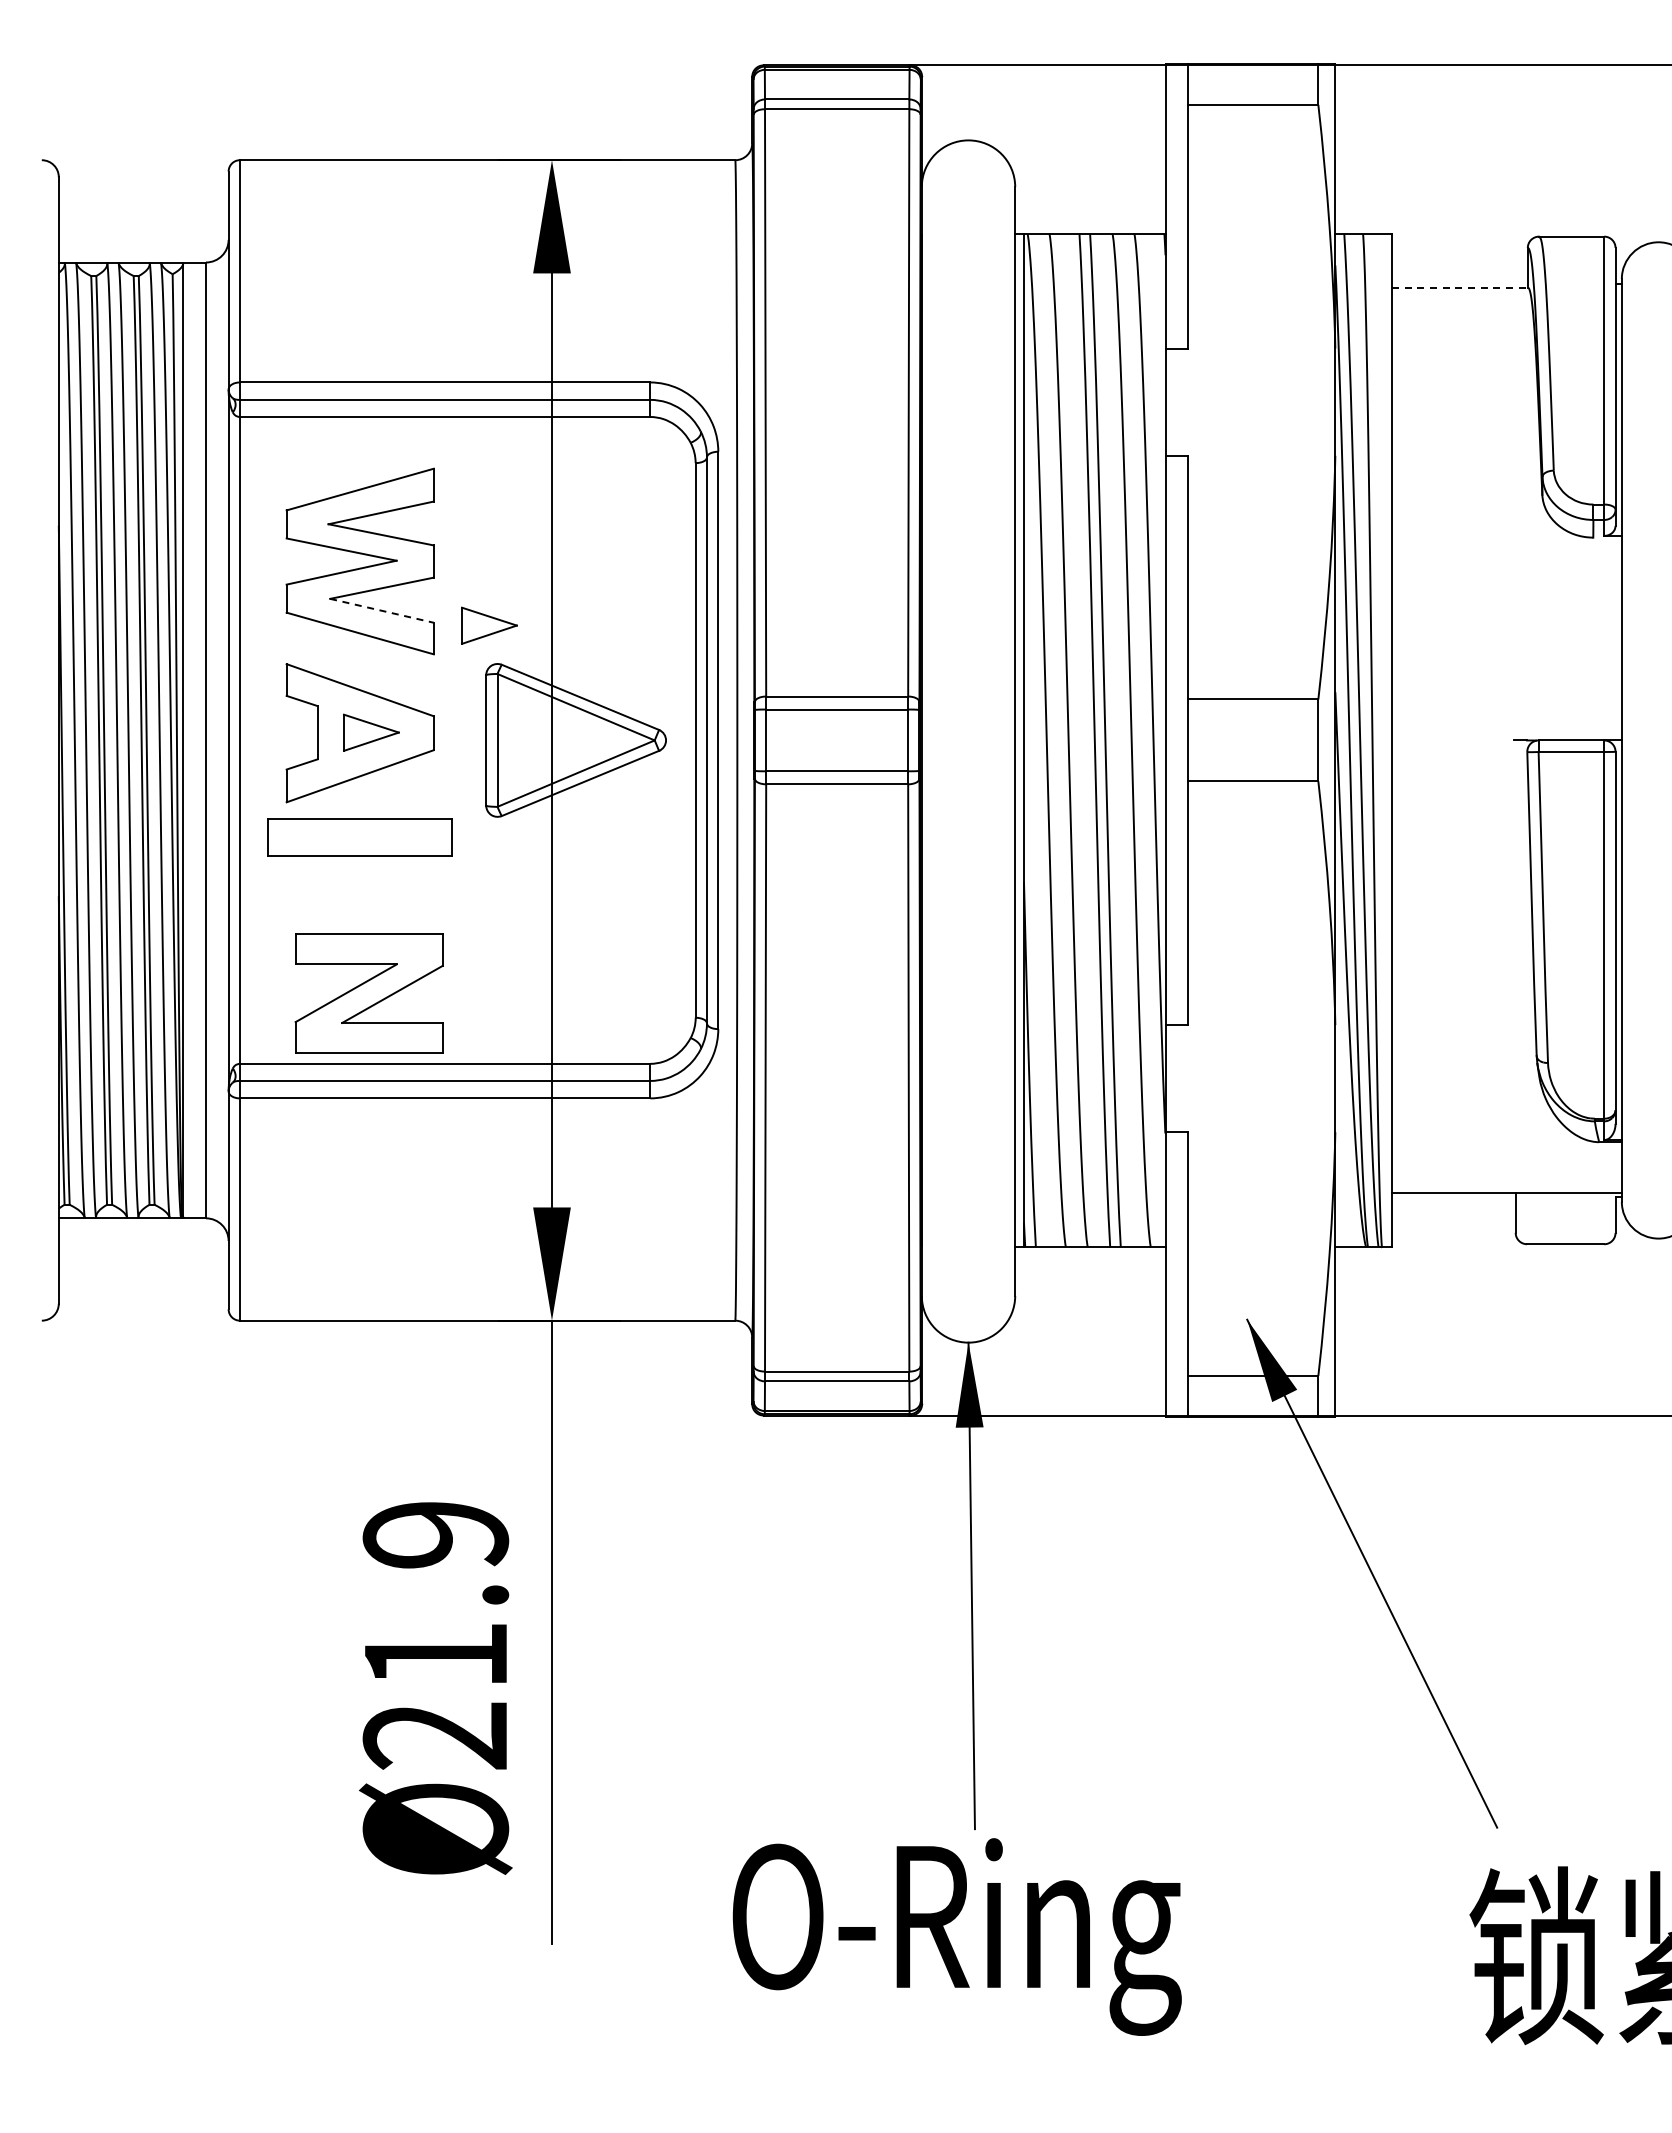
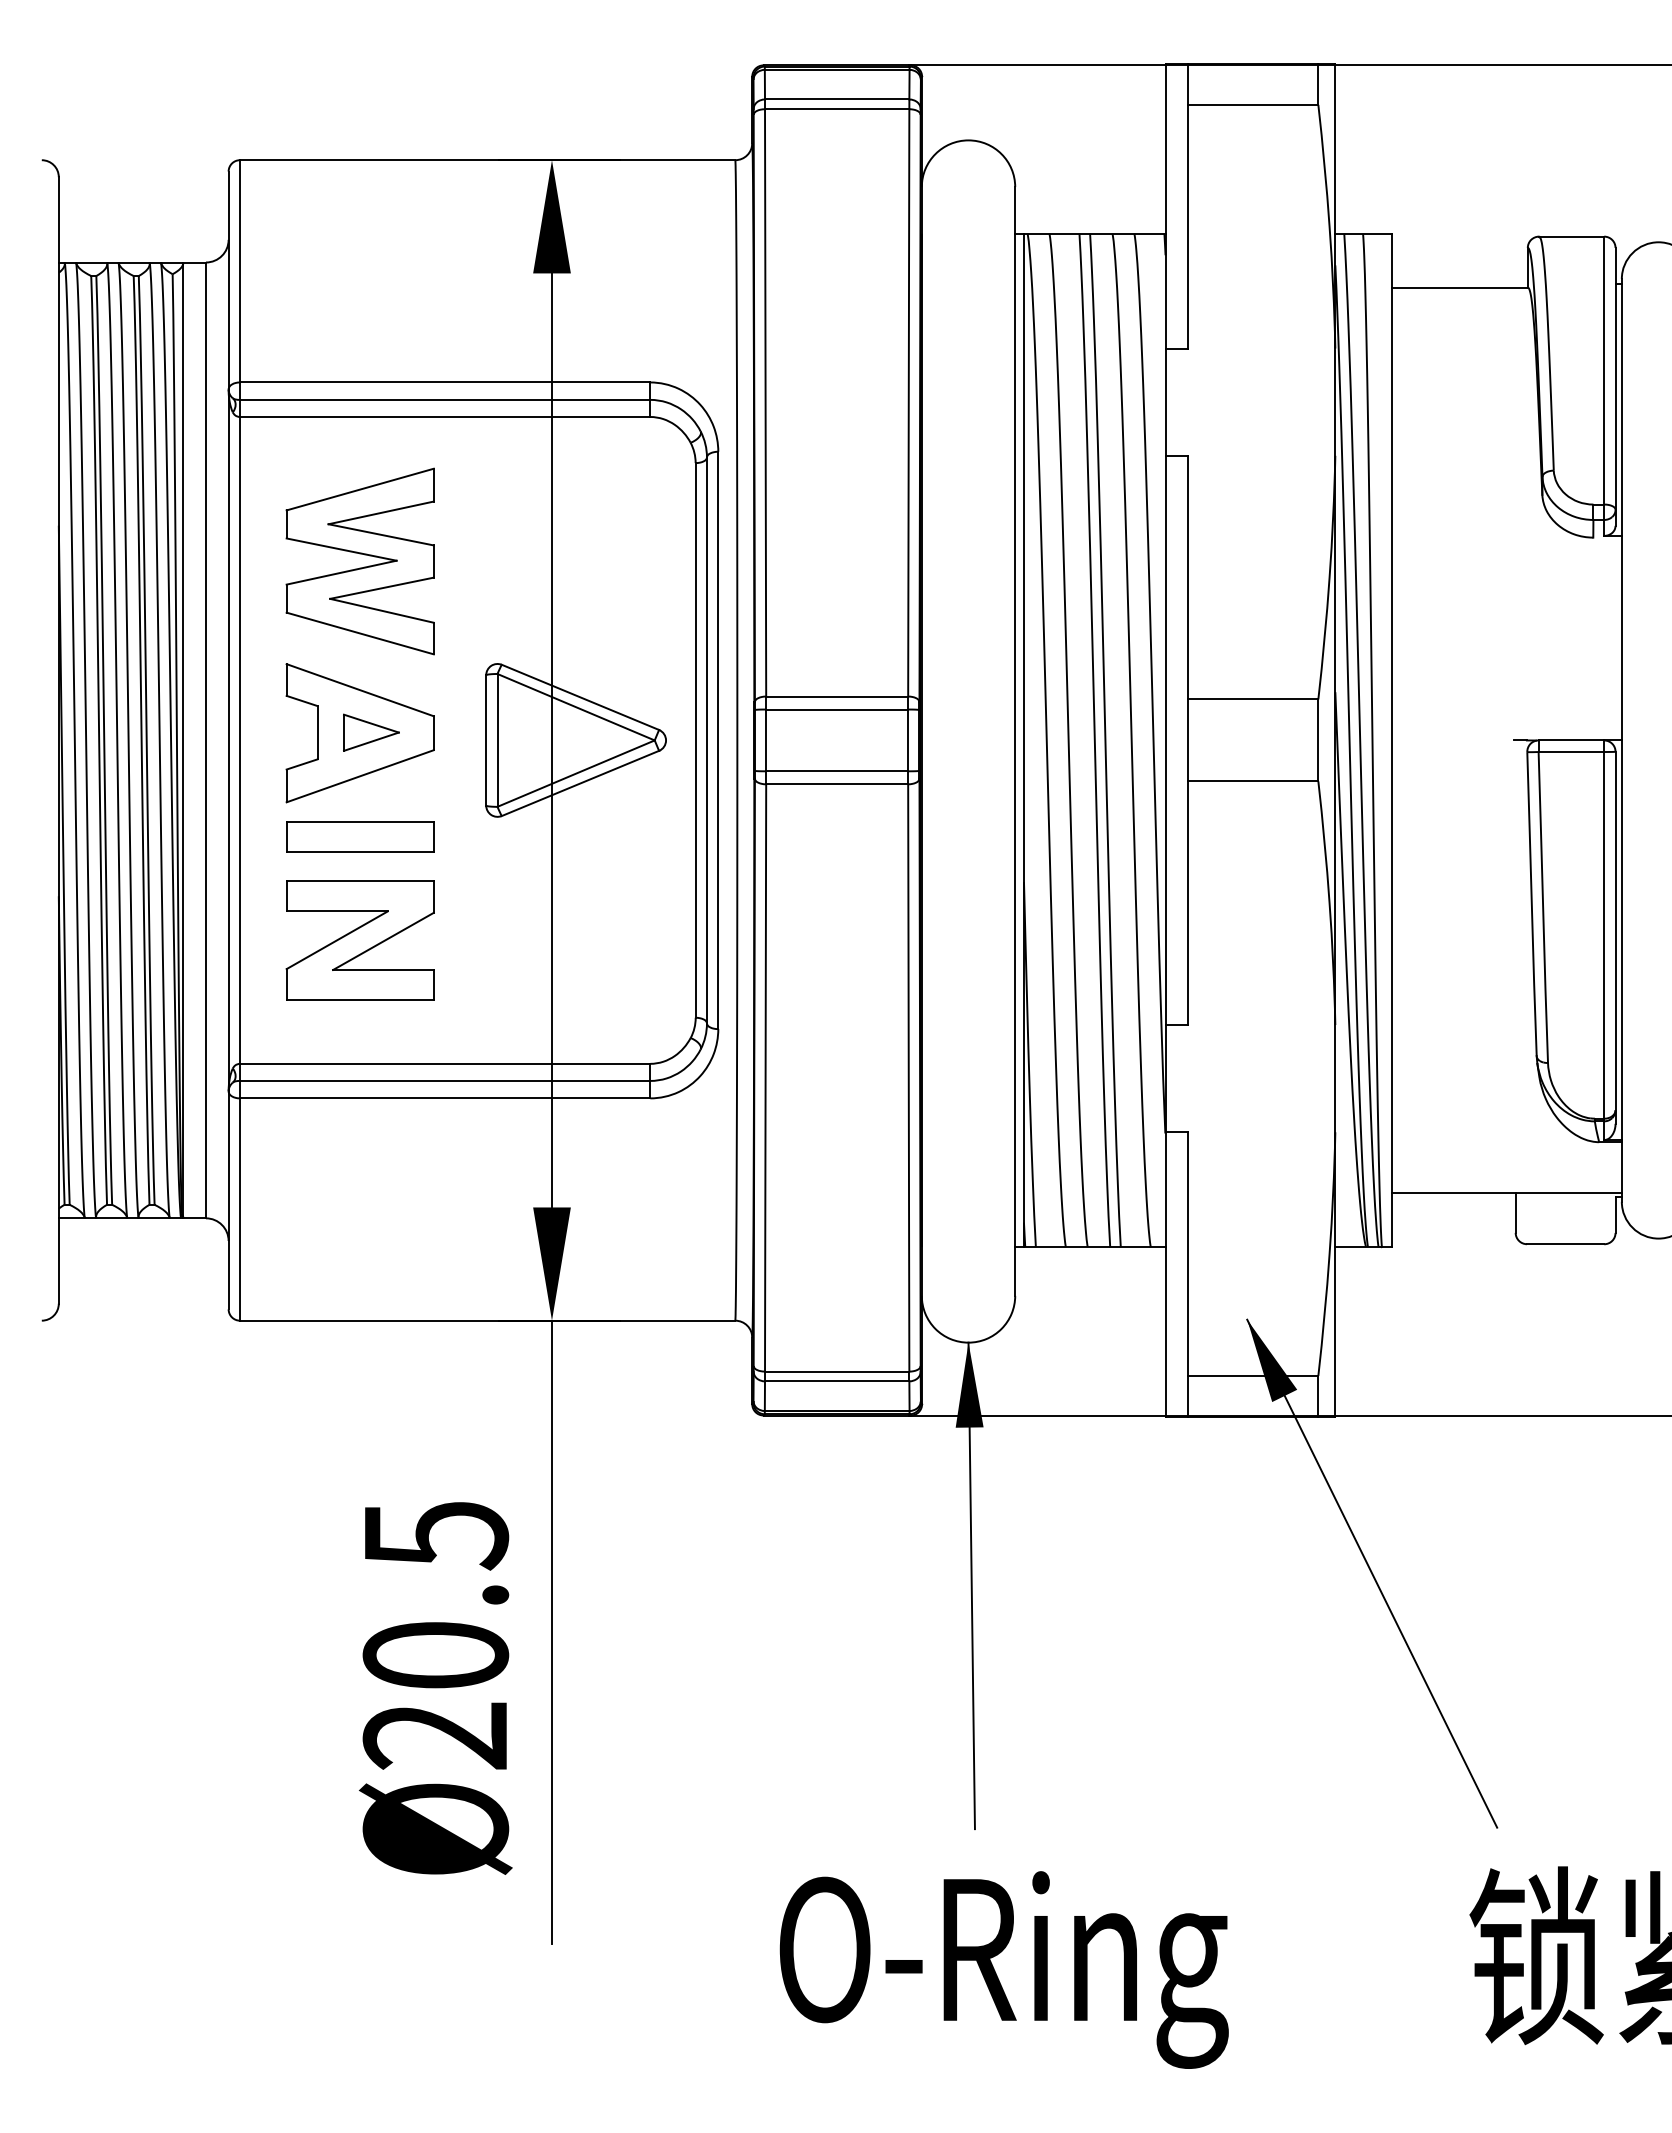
line: dashed -> solid (1459, 287)
line: dashed -> solid (382, 610)
part: present -> none (489, 625)
part size: 186x39 px -> 149x32 px (360, 836)
part position: (368, 993) -> (359, 940) (359, 940)
text: Ø21.9 -> Ø20.5 (435, 1595)
text position: (956, 1936) -> (1003, 1969) (1003, 1969)
